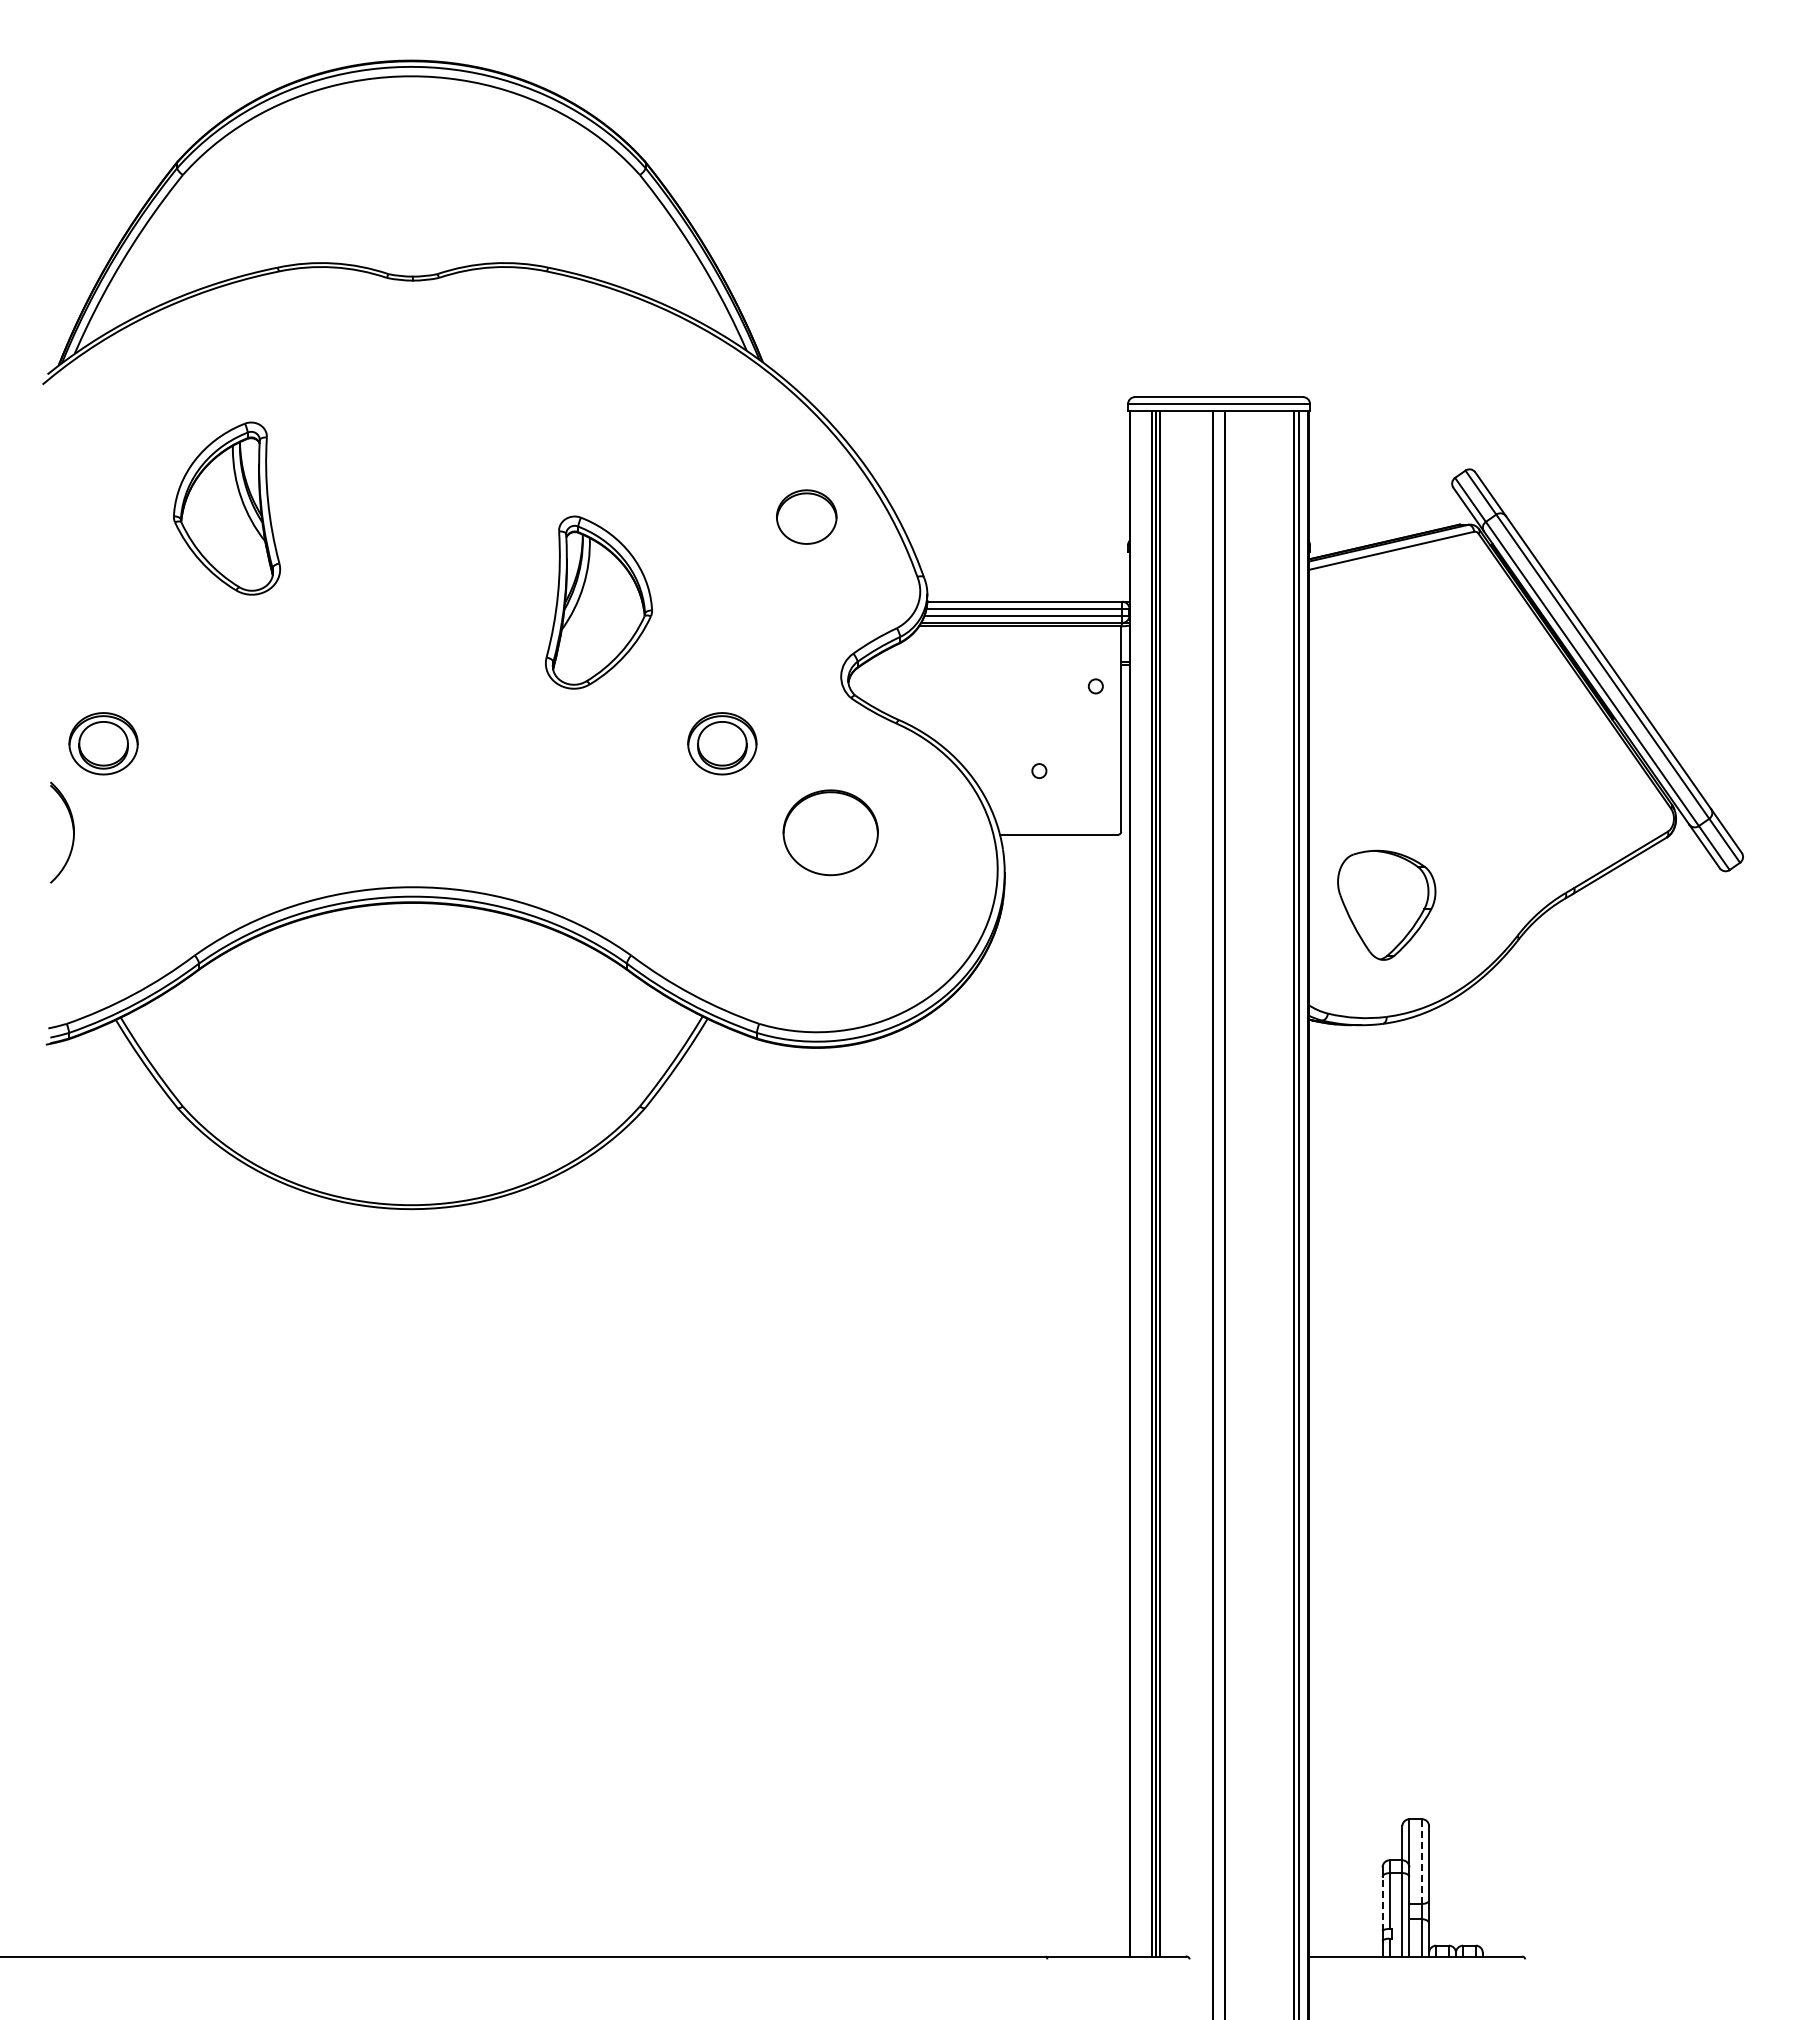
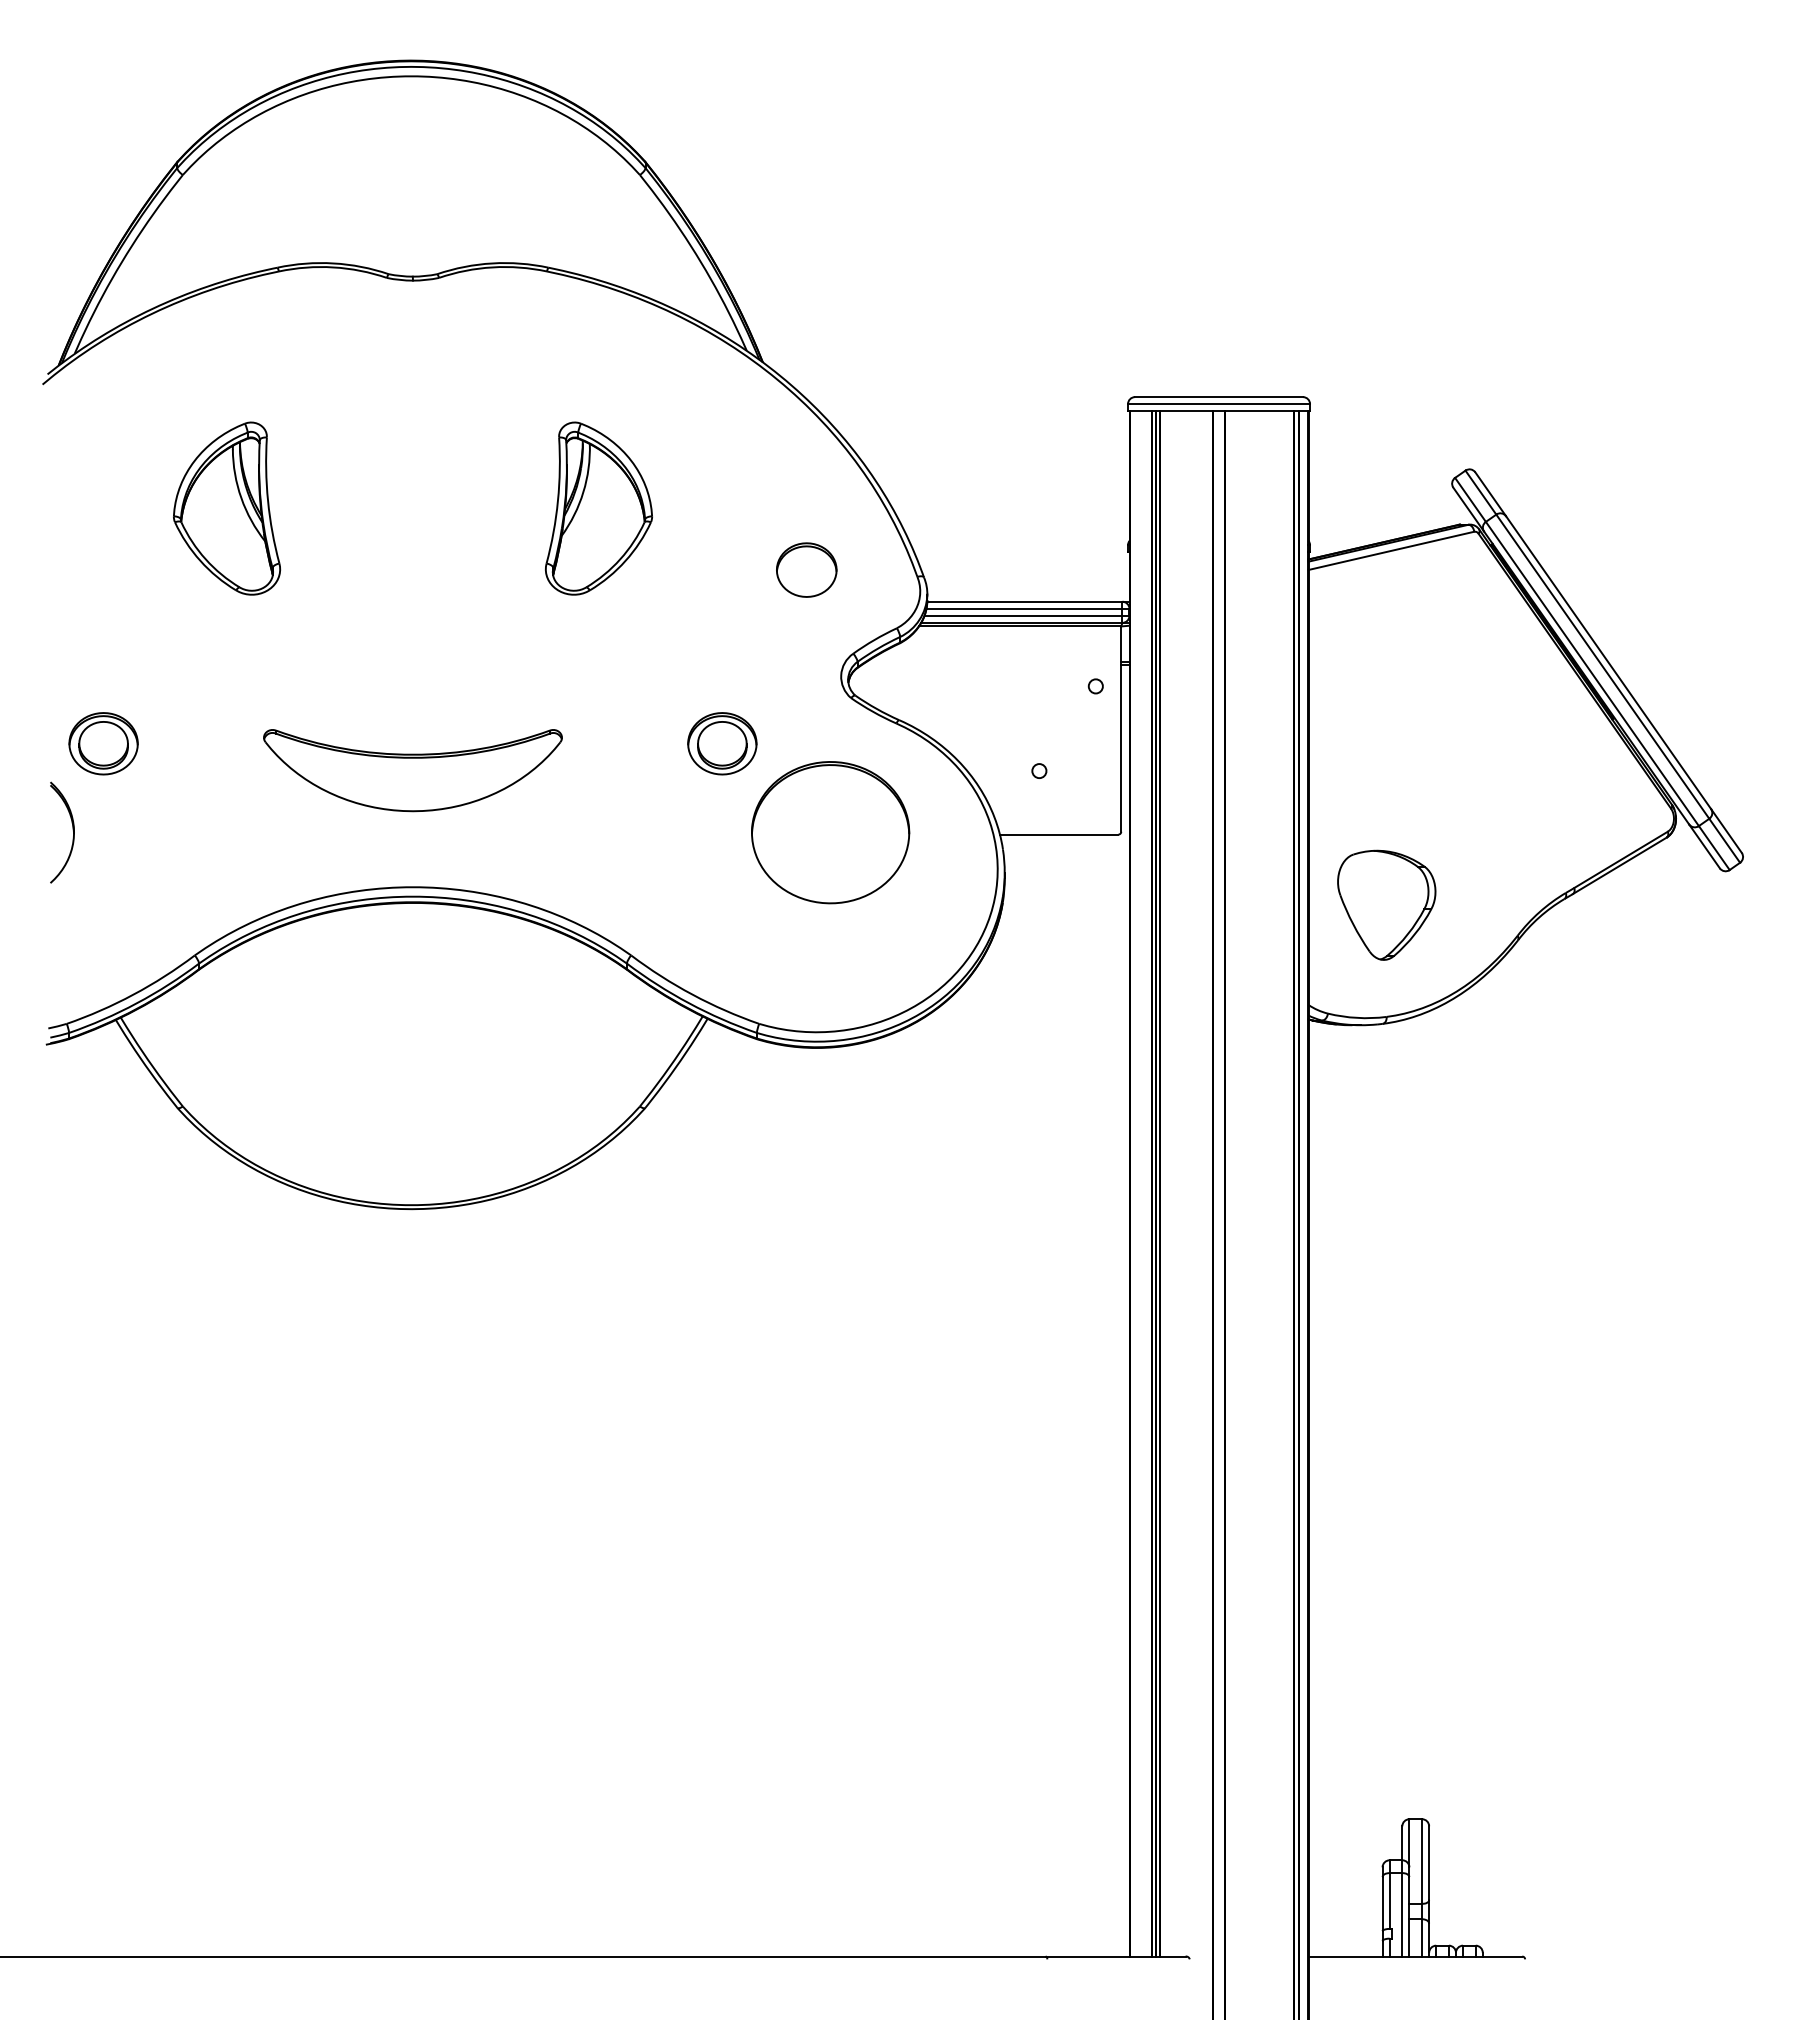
part position: (806, 516) -> (806, 569) (806, 569)
part position: (598, 602) -> (598, 508) (598, 508)
part: none -> present (412, 770)
part size: 97x88 px -> 160x144 px (830, 832)
line: dashed -> solid (1422, 1861)
line: dashed -> solid (1382, 1903)
